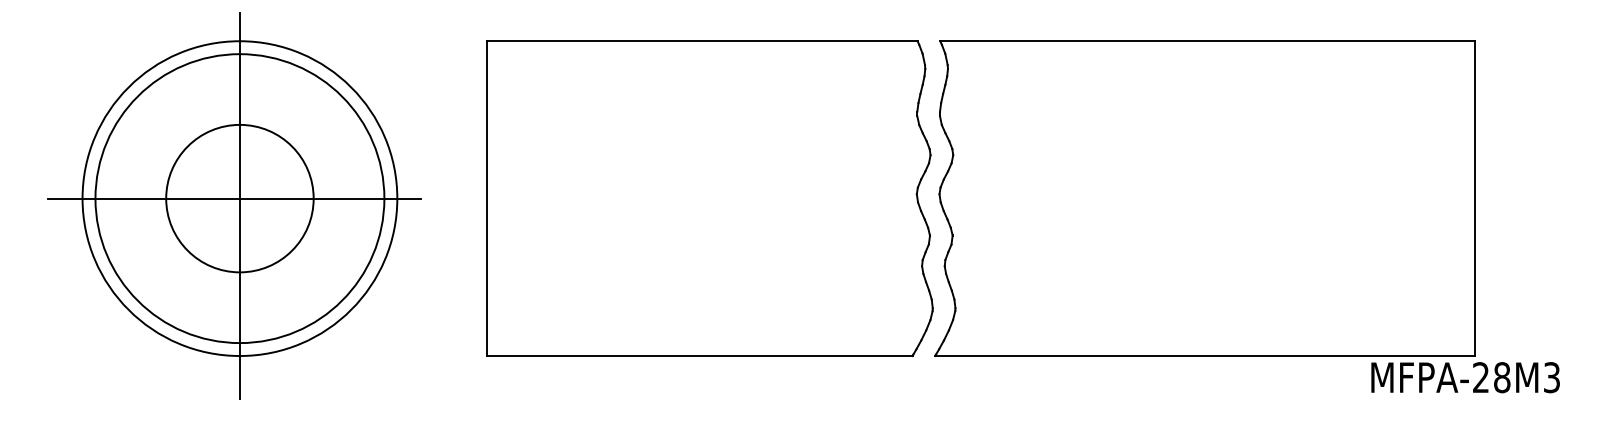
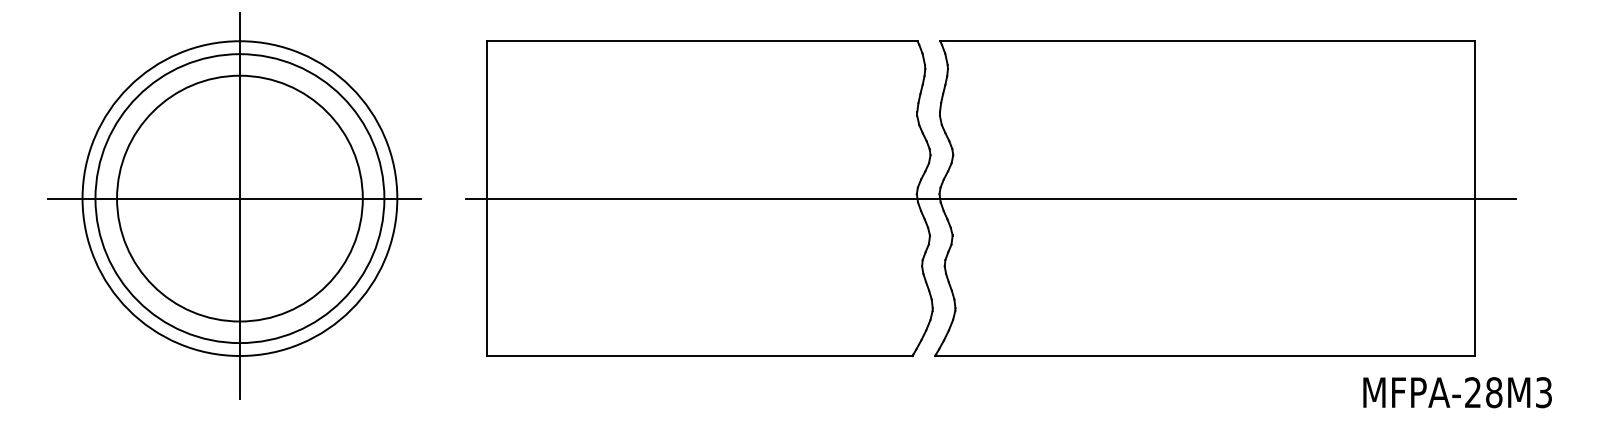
circle diameter: 147 px -> 246 px (239, 198)
line: none -> present (990, 198)
text position: (1465, 377) -> (1457, 392) (1457, 392)
